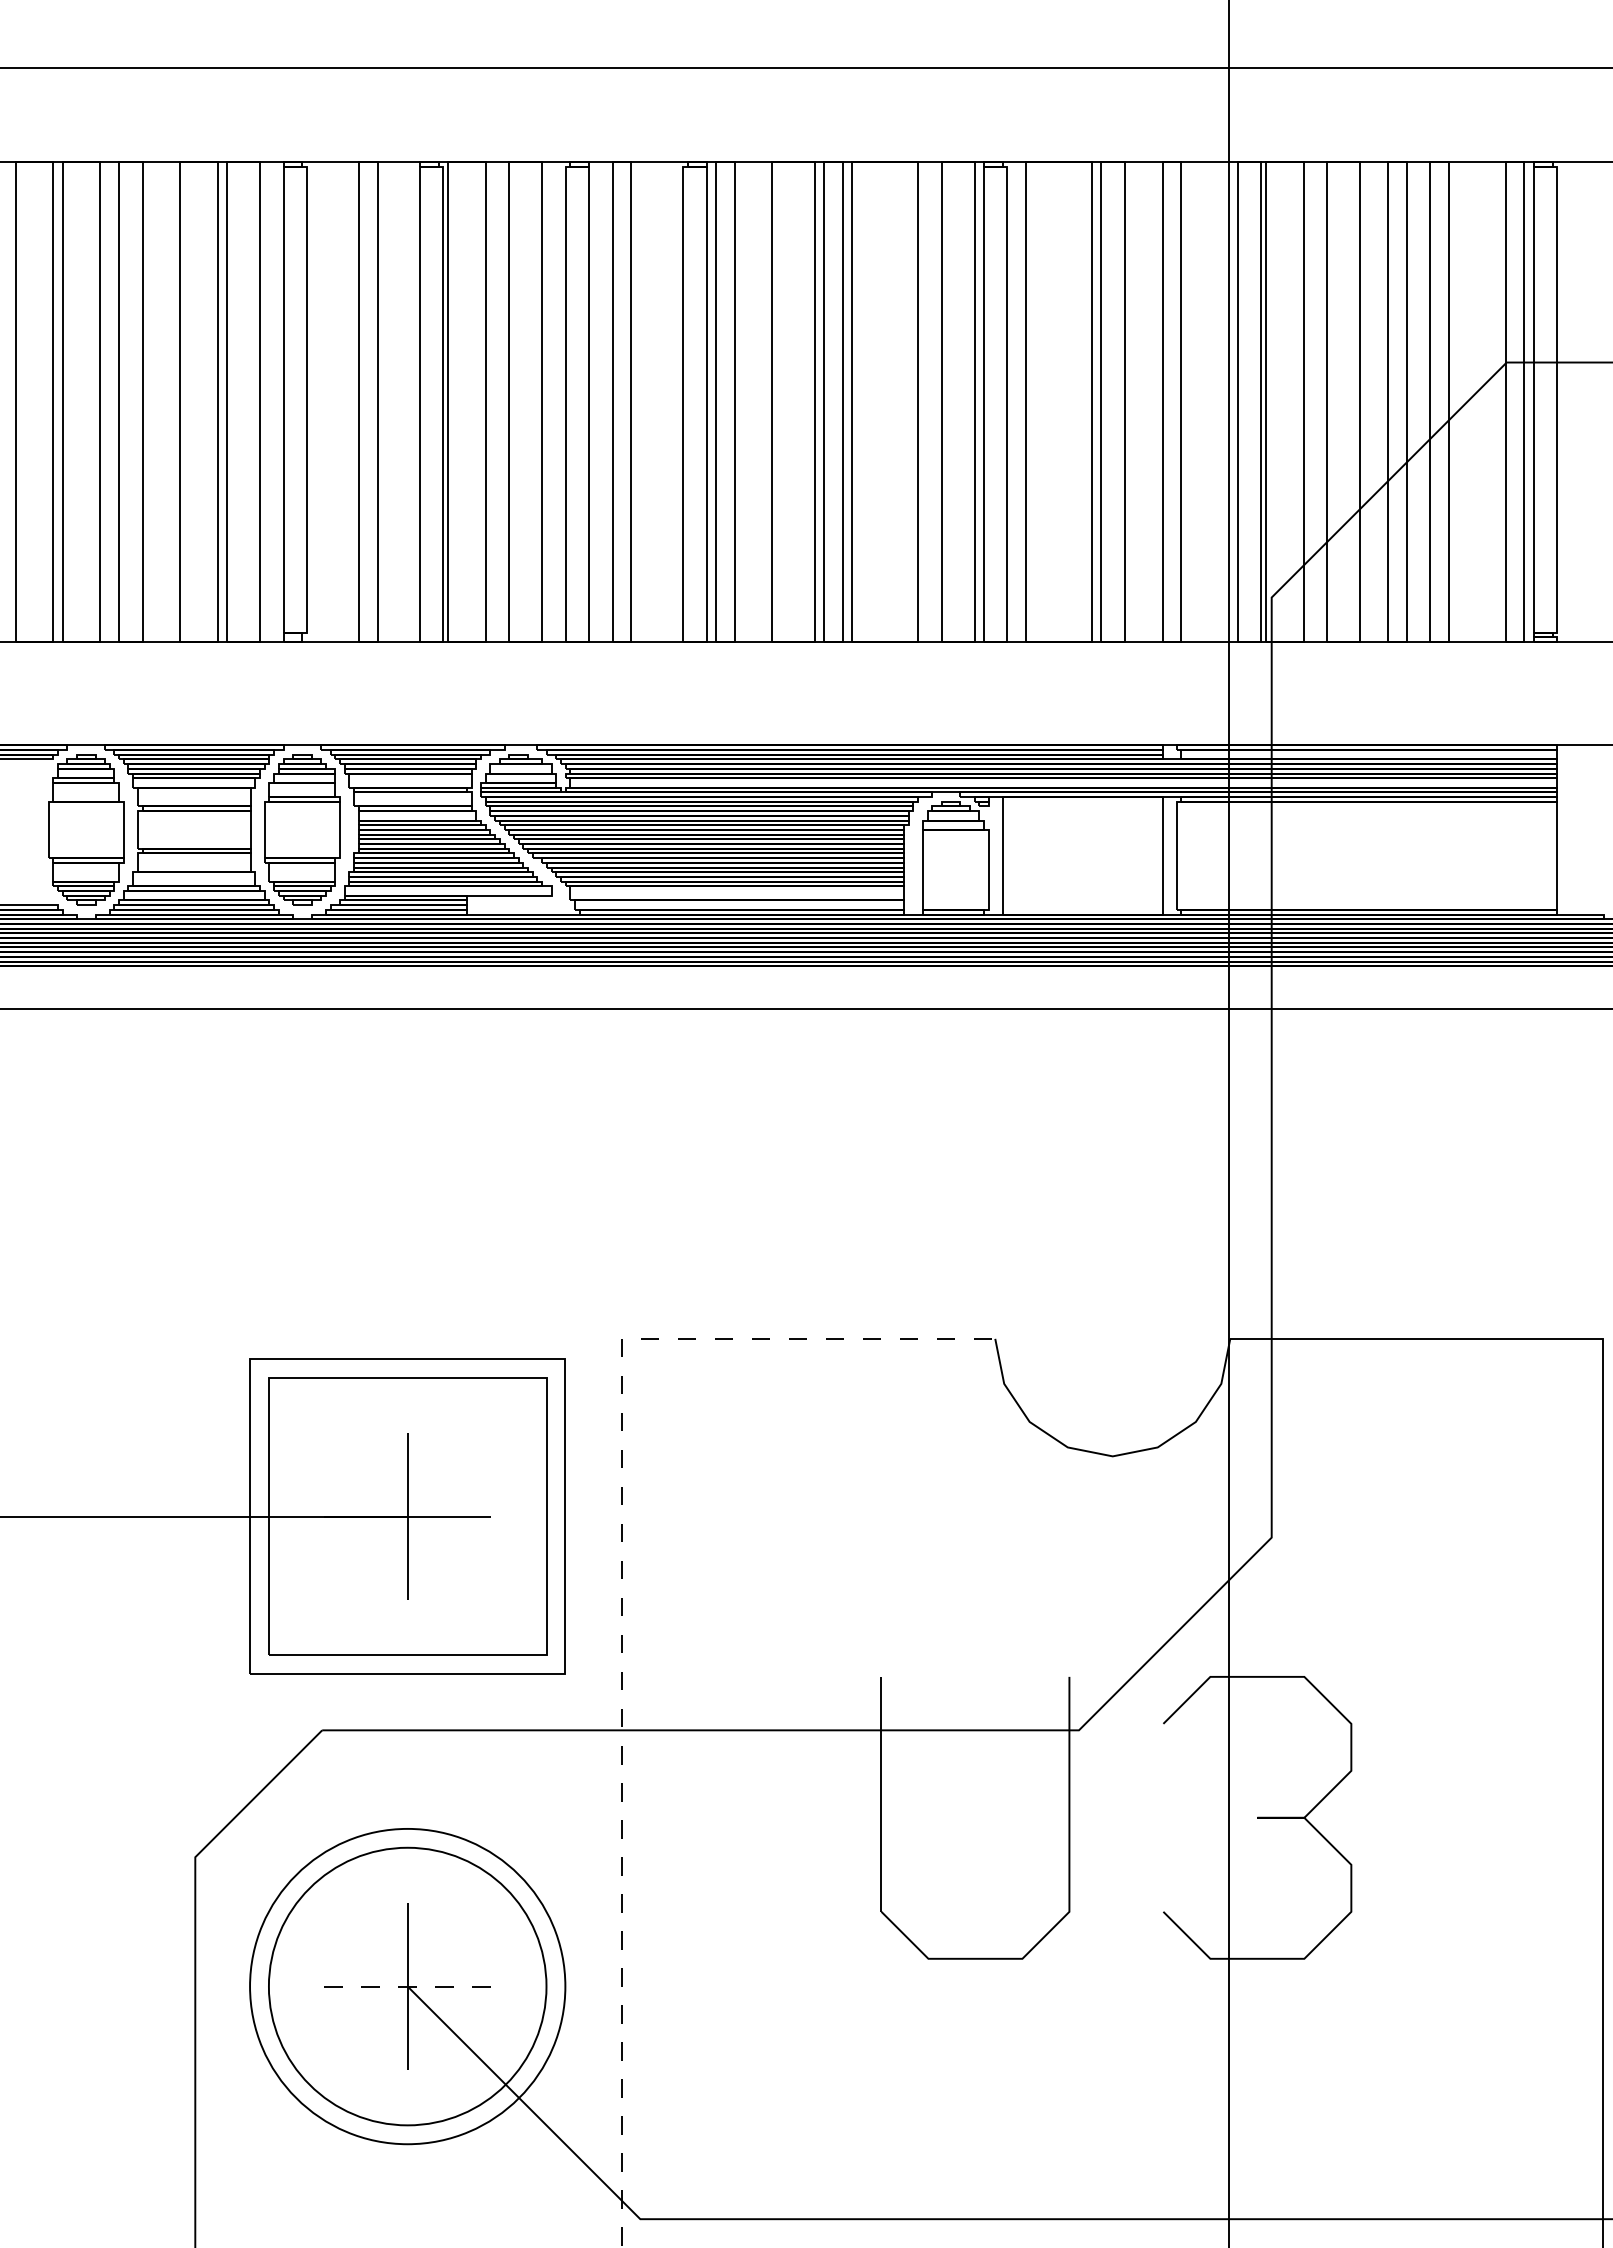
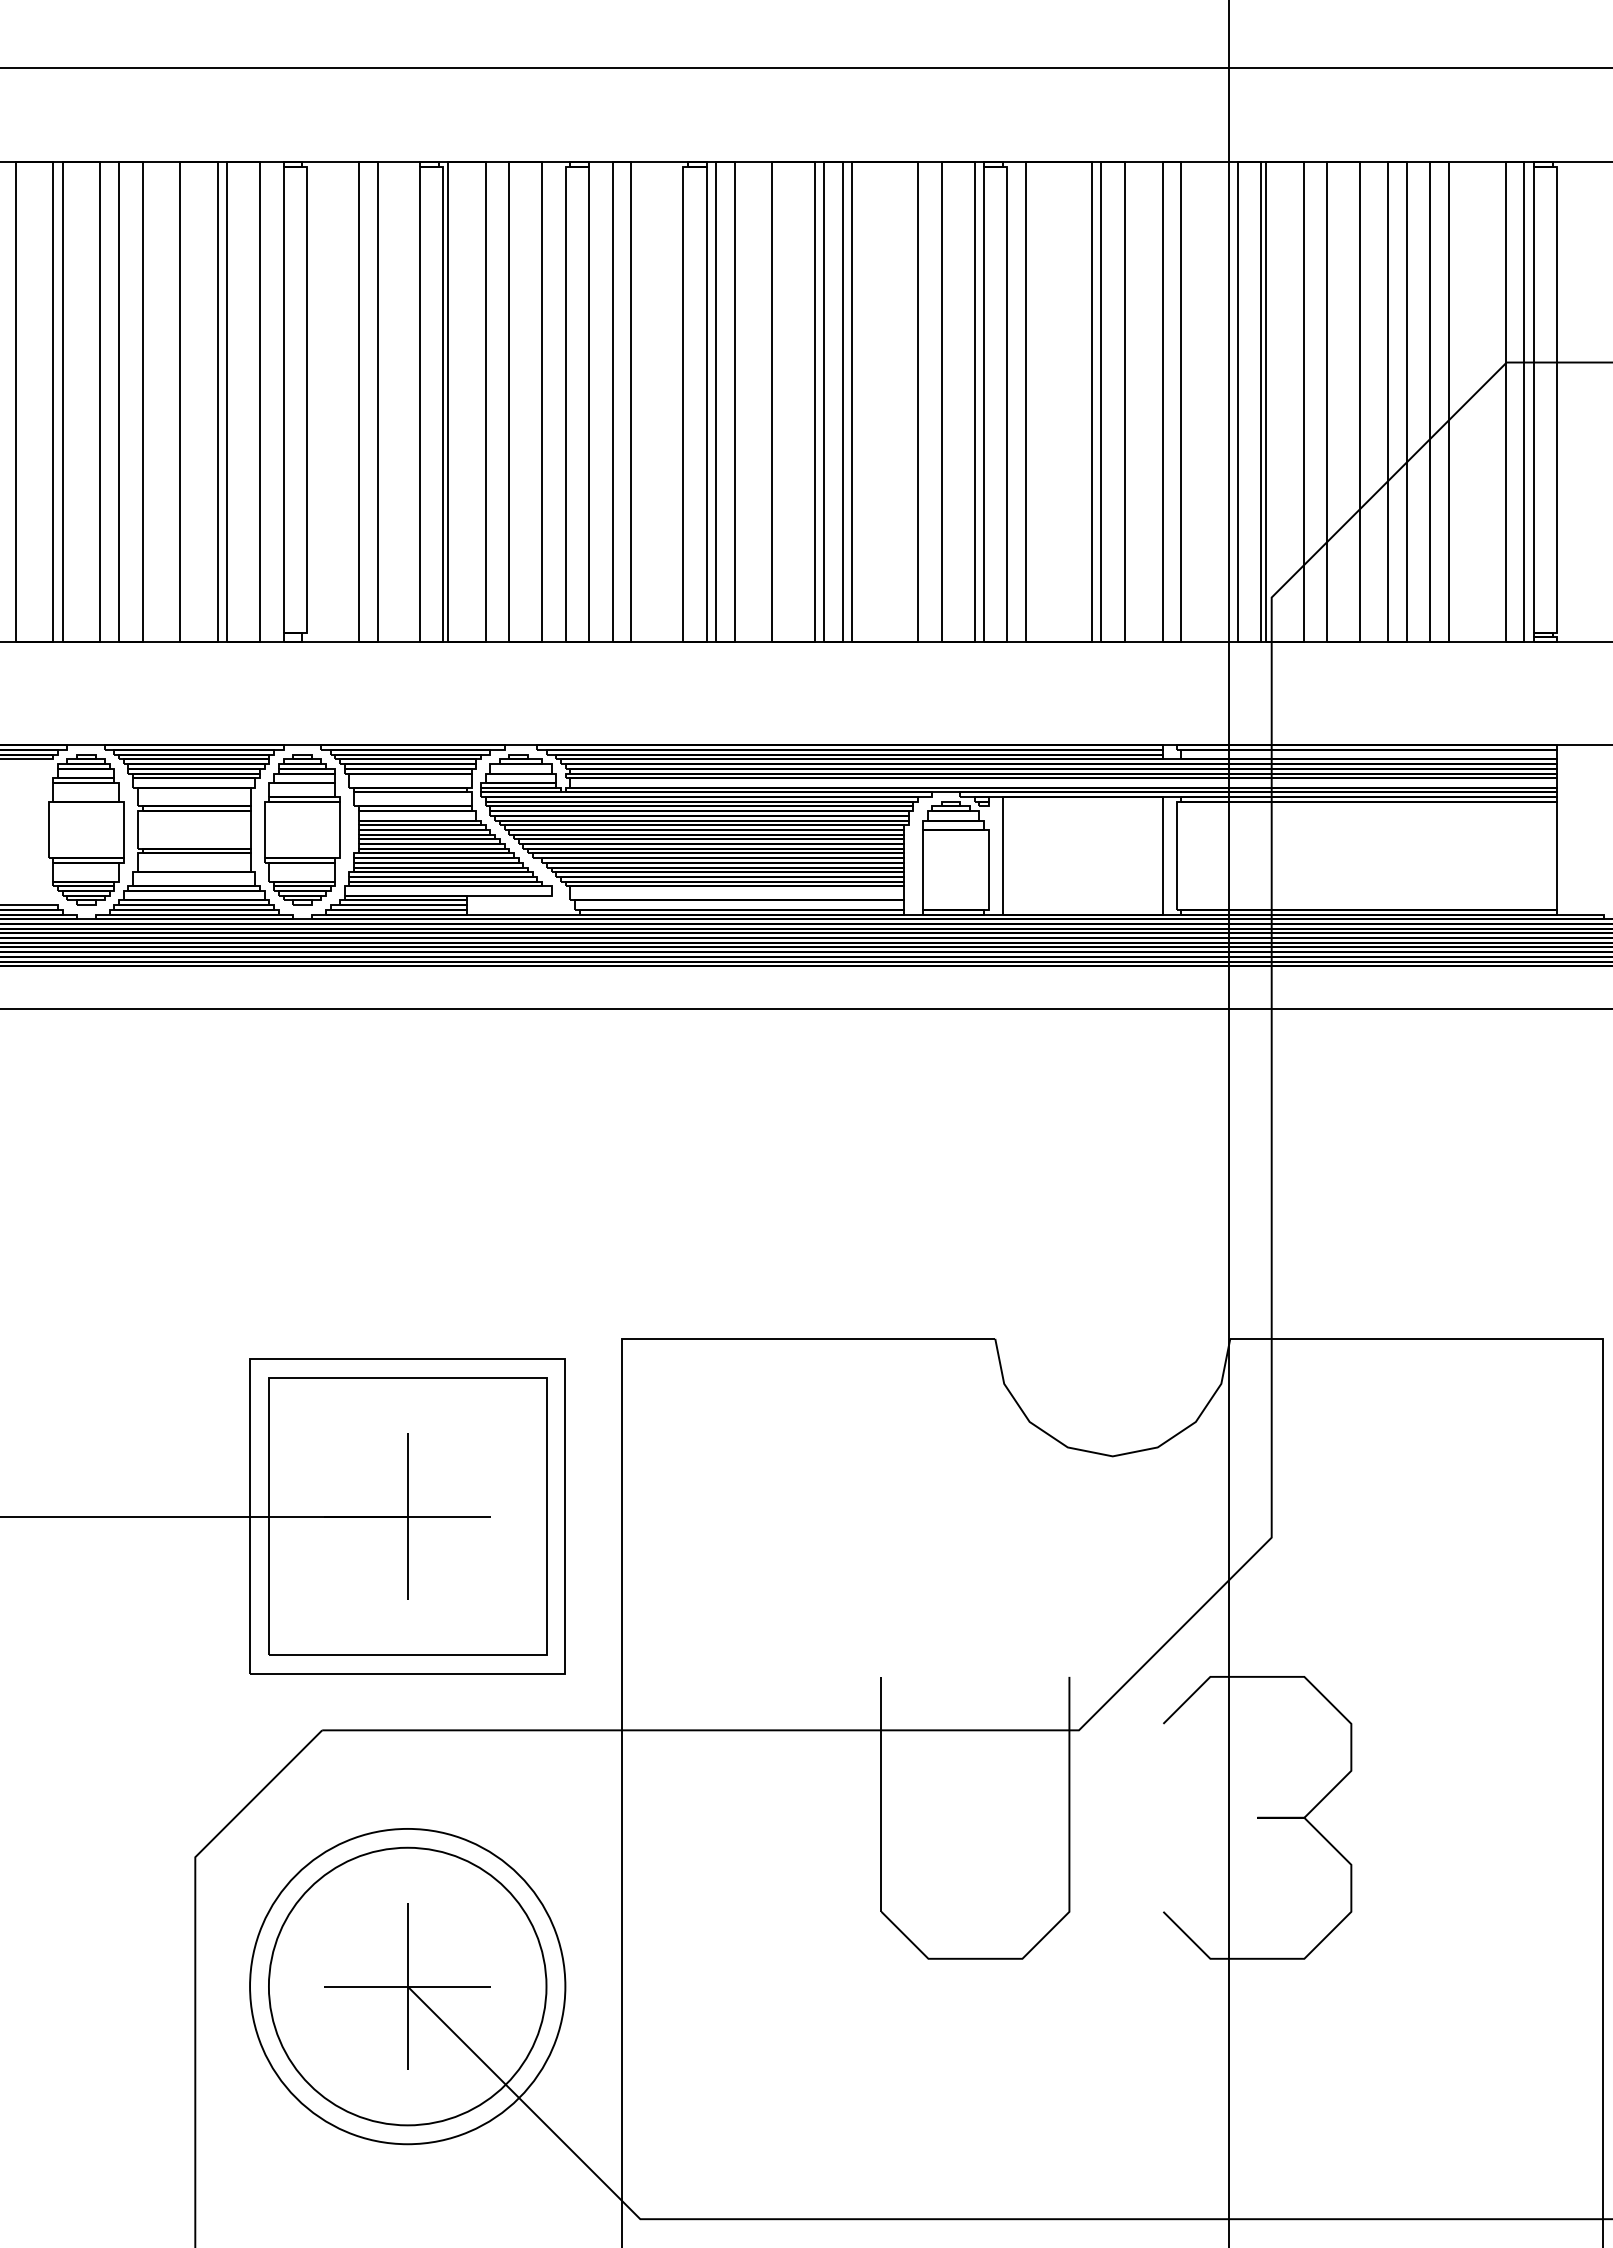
line: dashed -> solid (622, 1605)
line: dashed -> solid (408, 1986)
